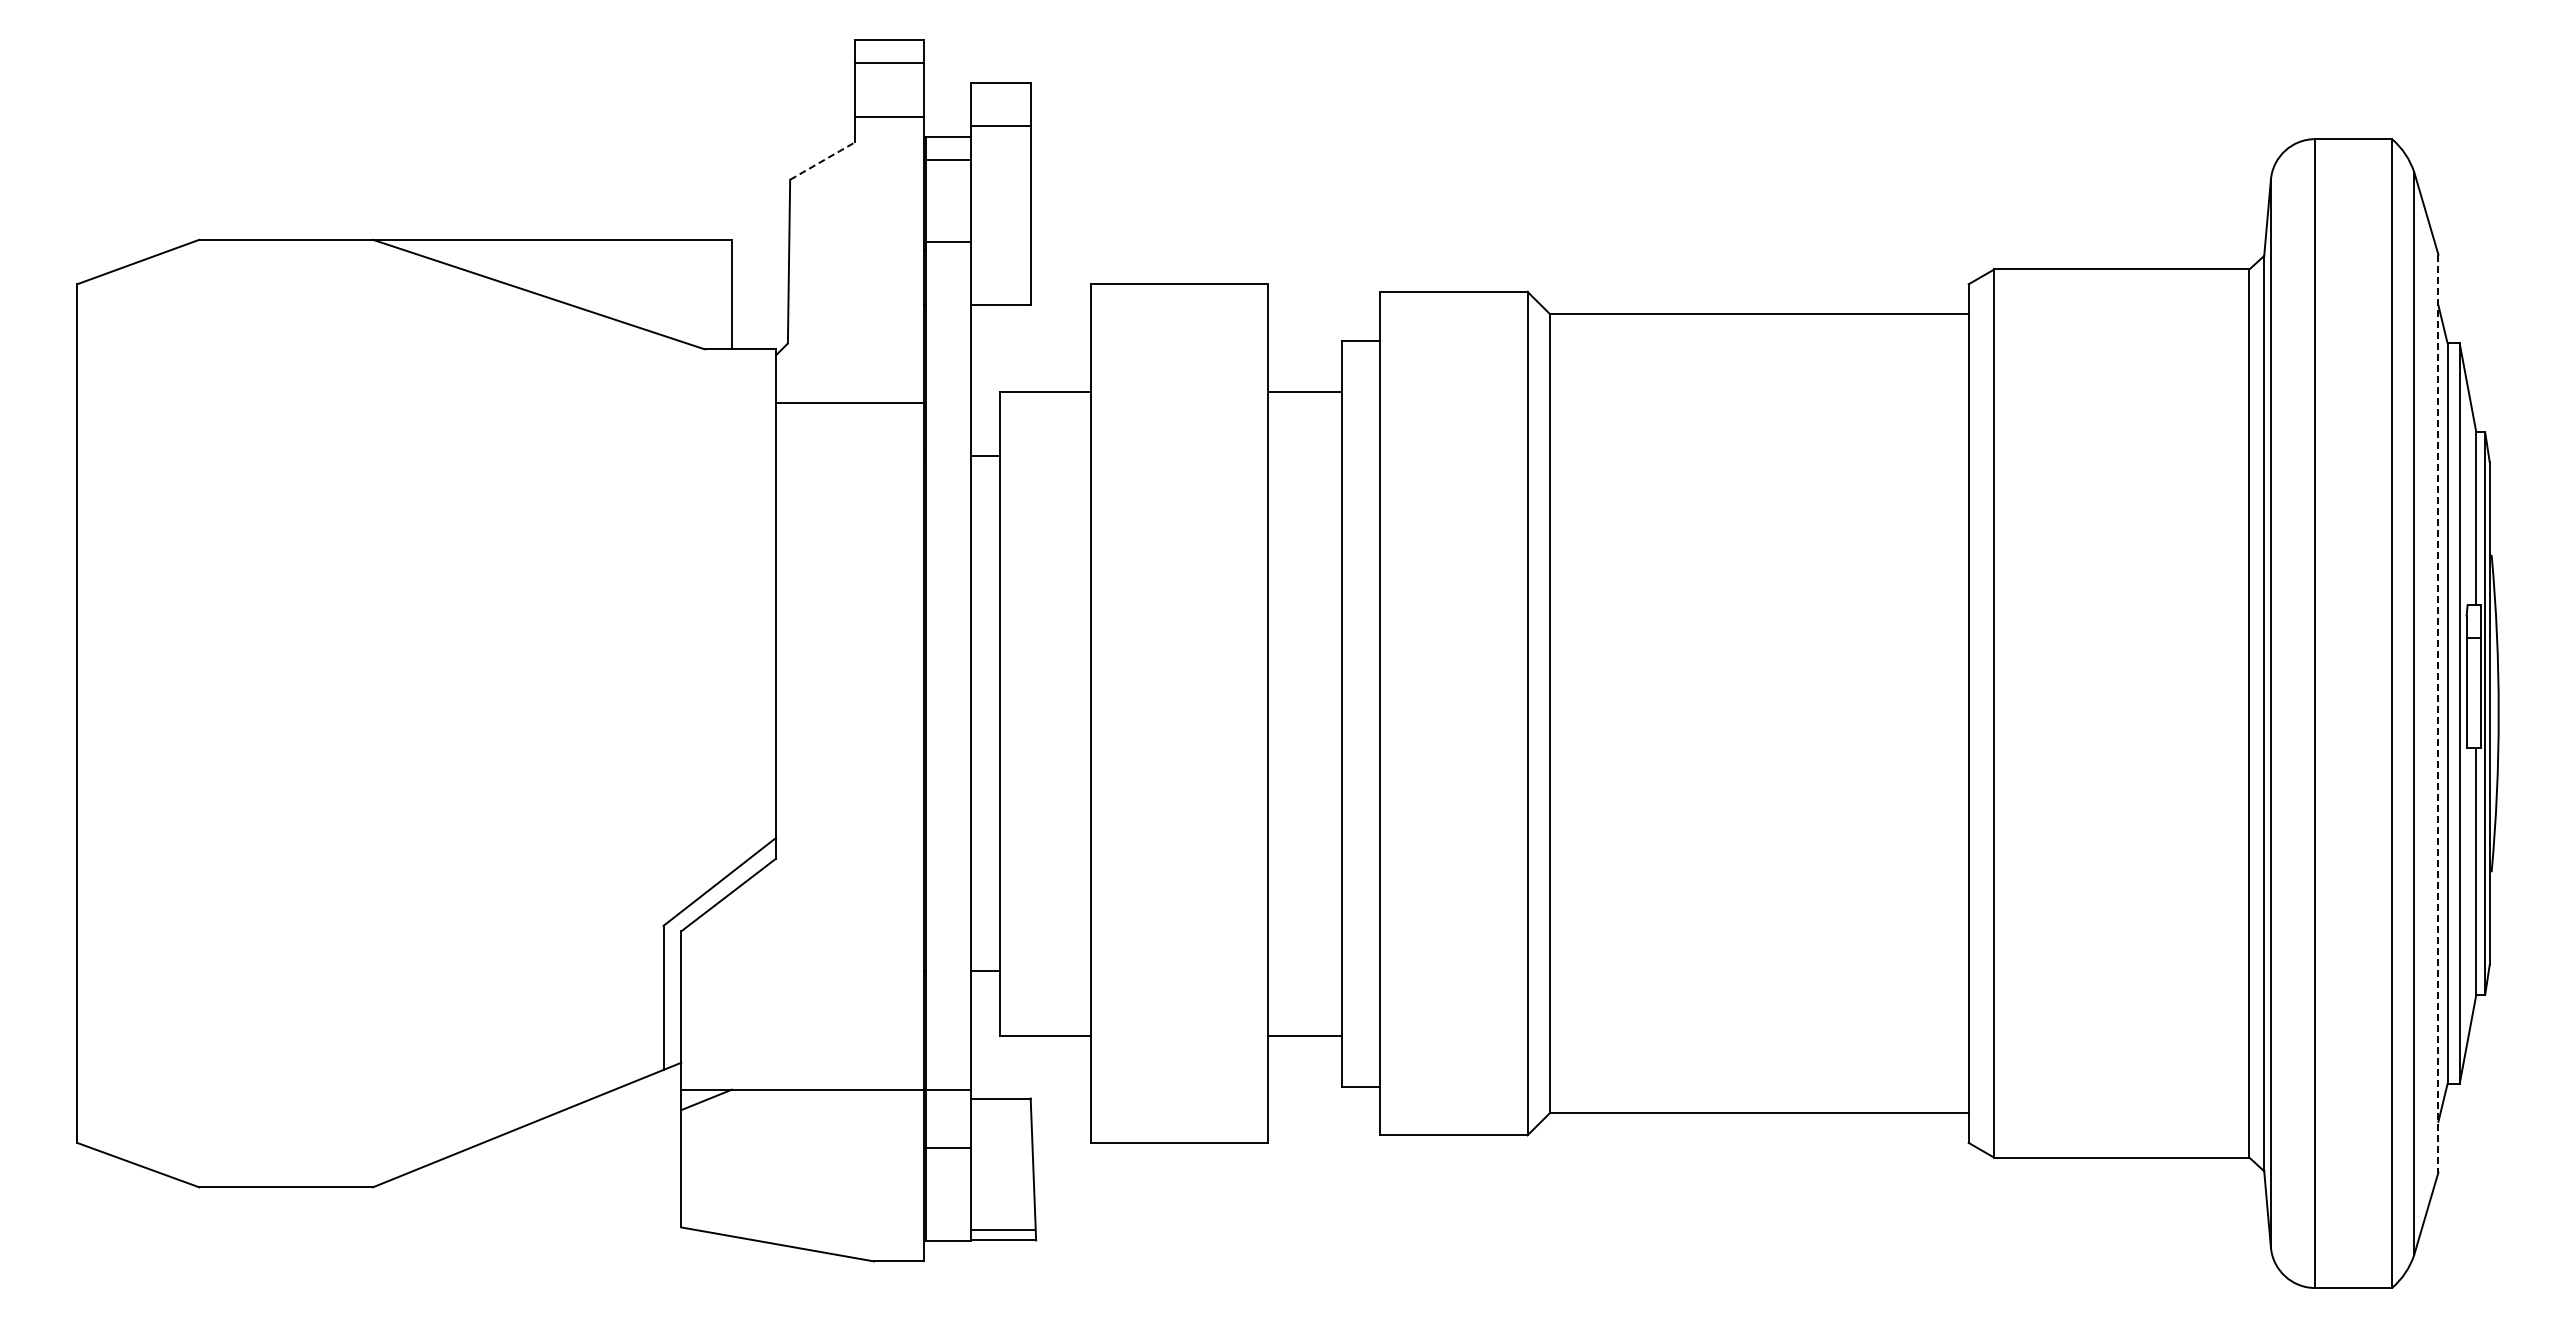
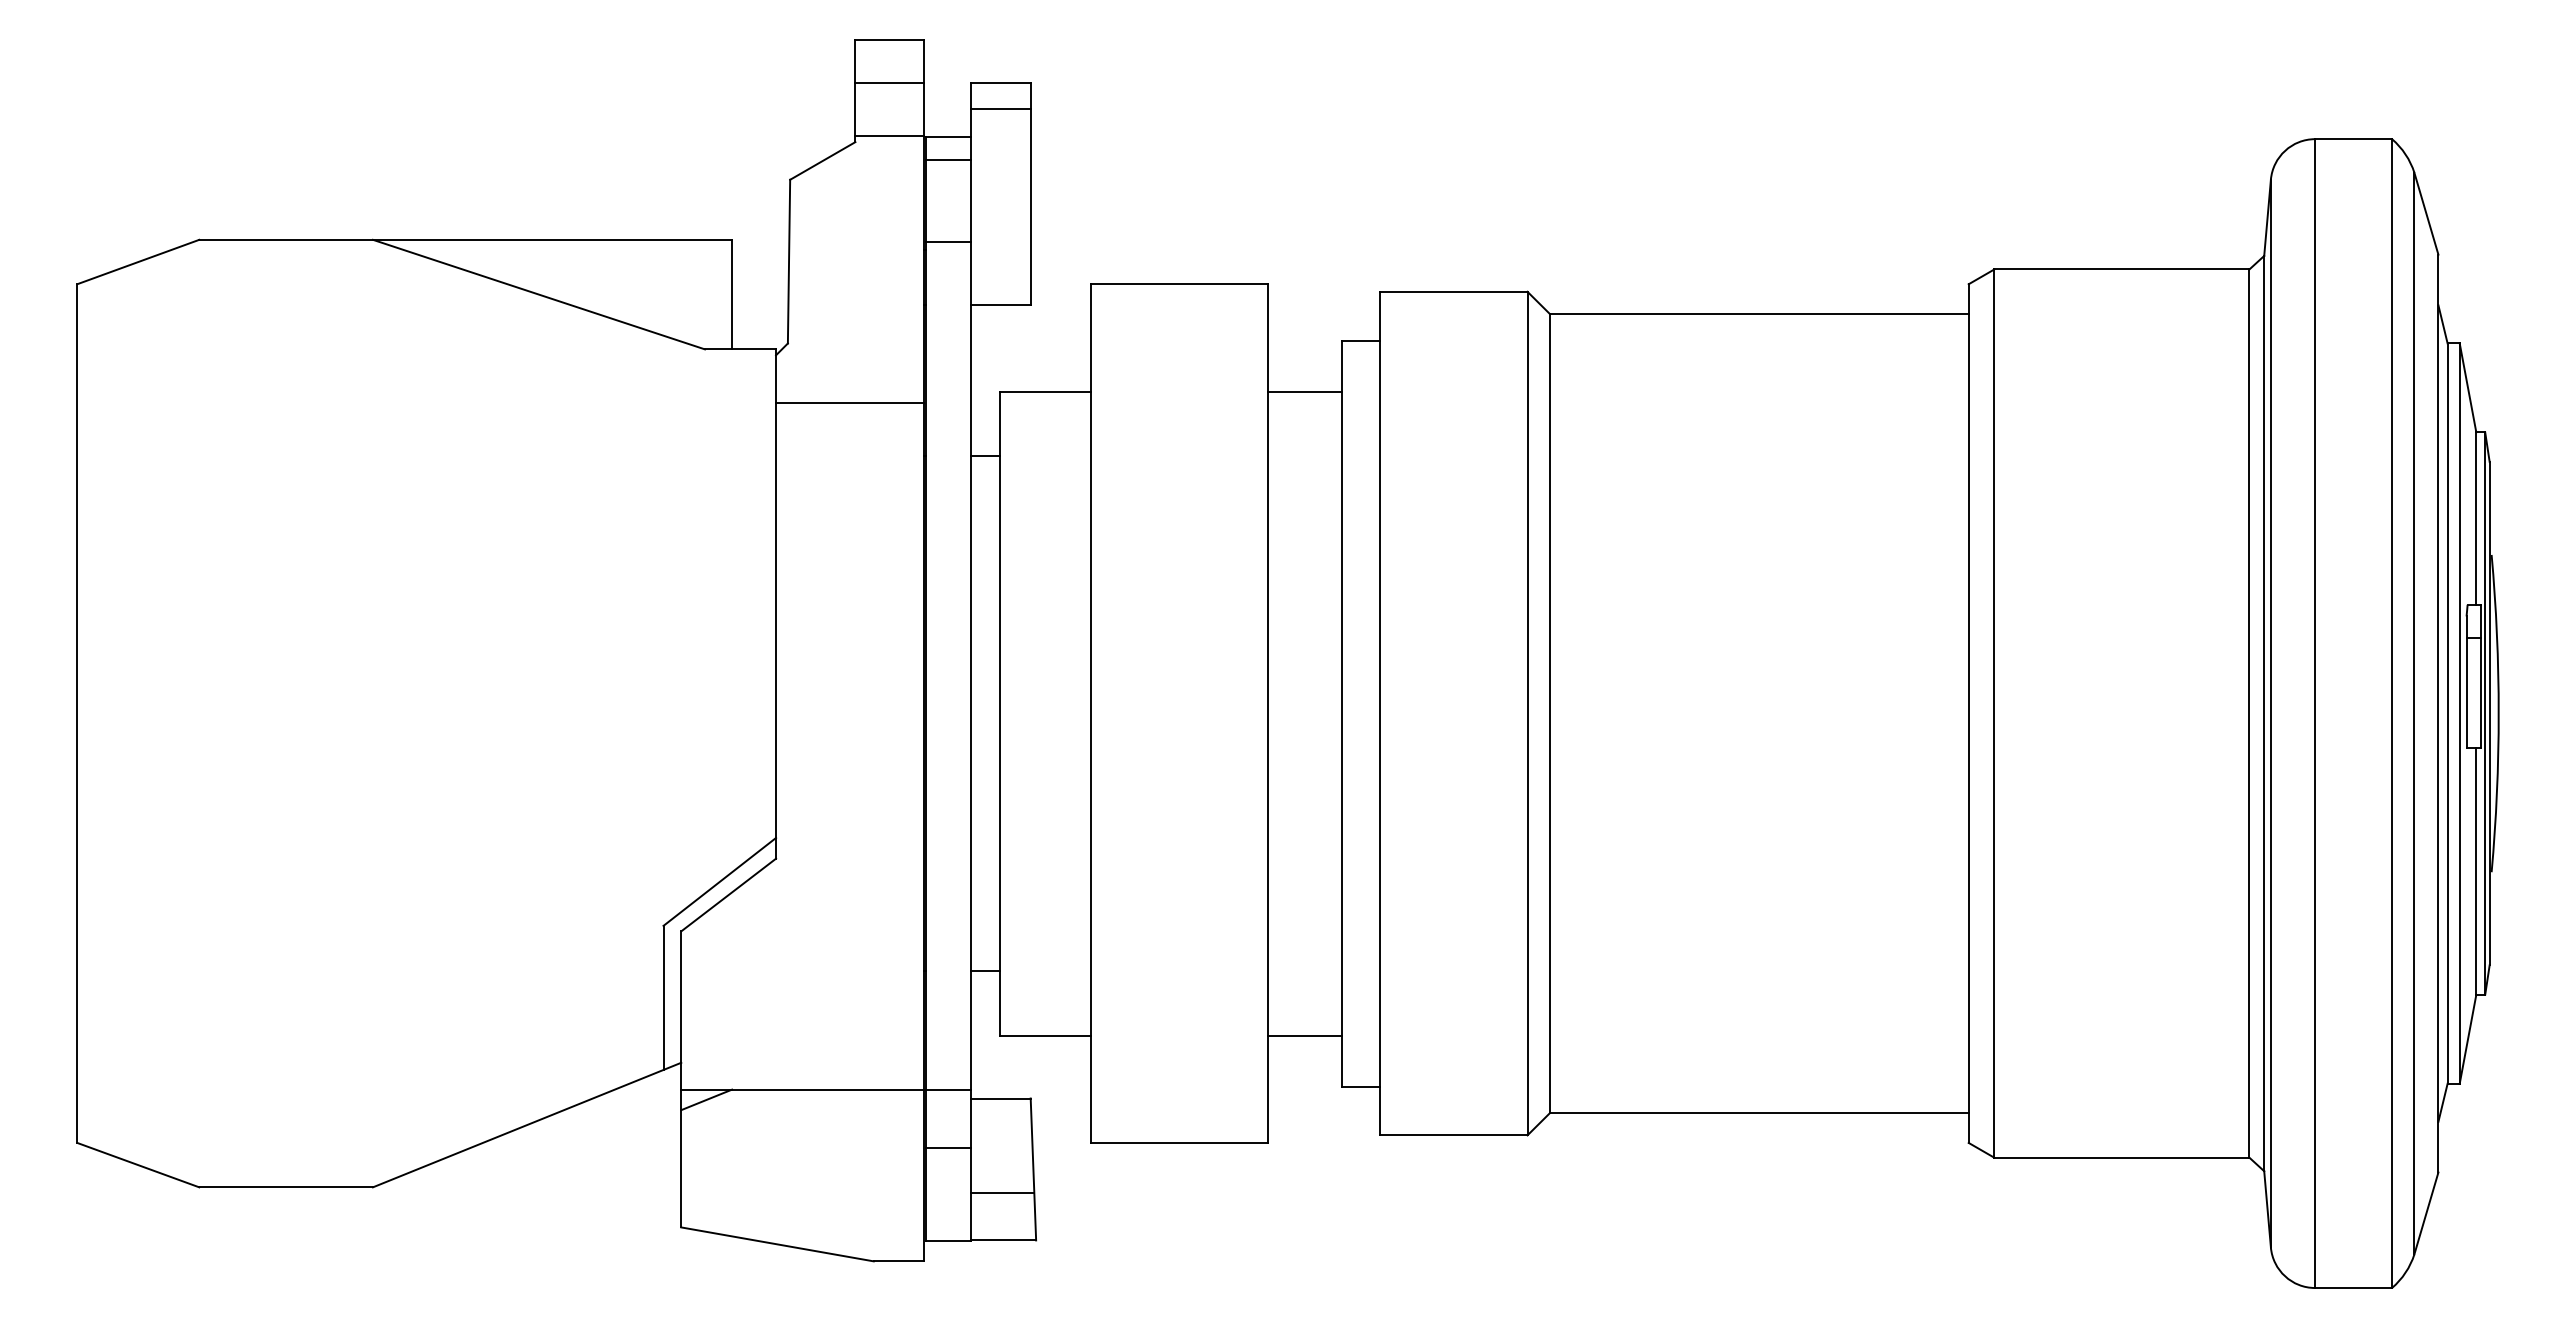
line position: (889, 62) -> (889, 82) (889, 82)
line position: (889, 117) -> (889, 136) (889, 136)
line position: (1000, 125) -> (1000, 108) (1000, 108)
line: dashed -> solid (822, 160)
line: dashed -> solid (2438, 713)
line position: (1002, 1229) -> (1002, 1192) (1002, 1192)
